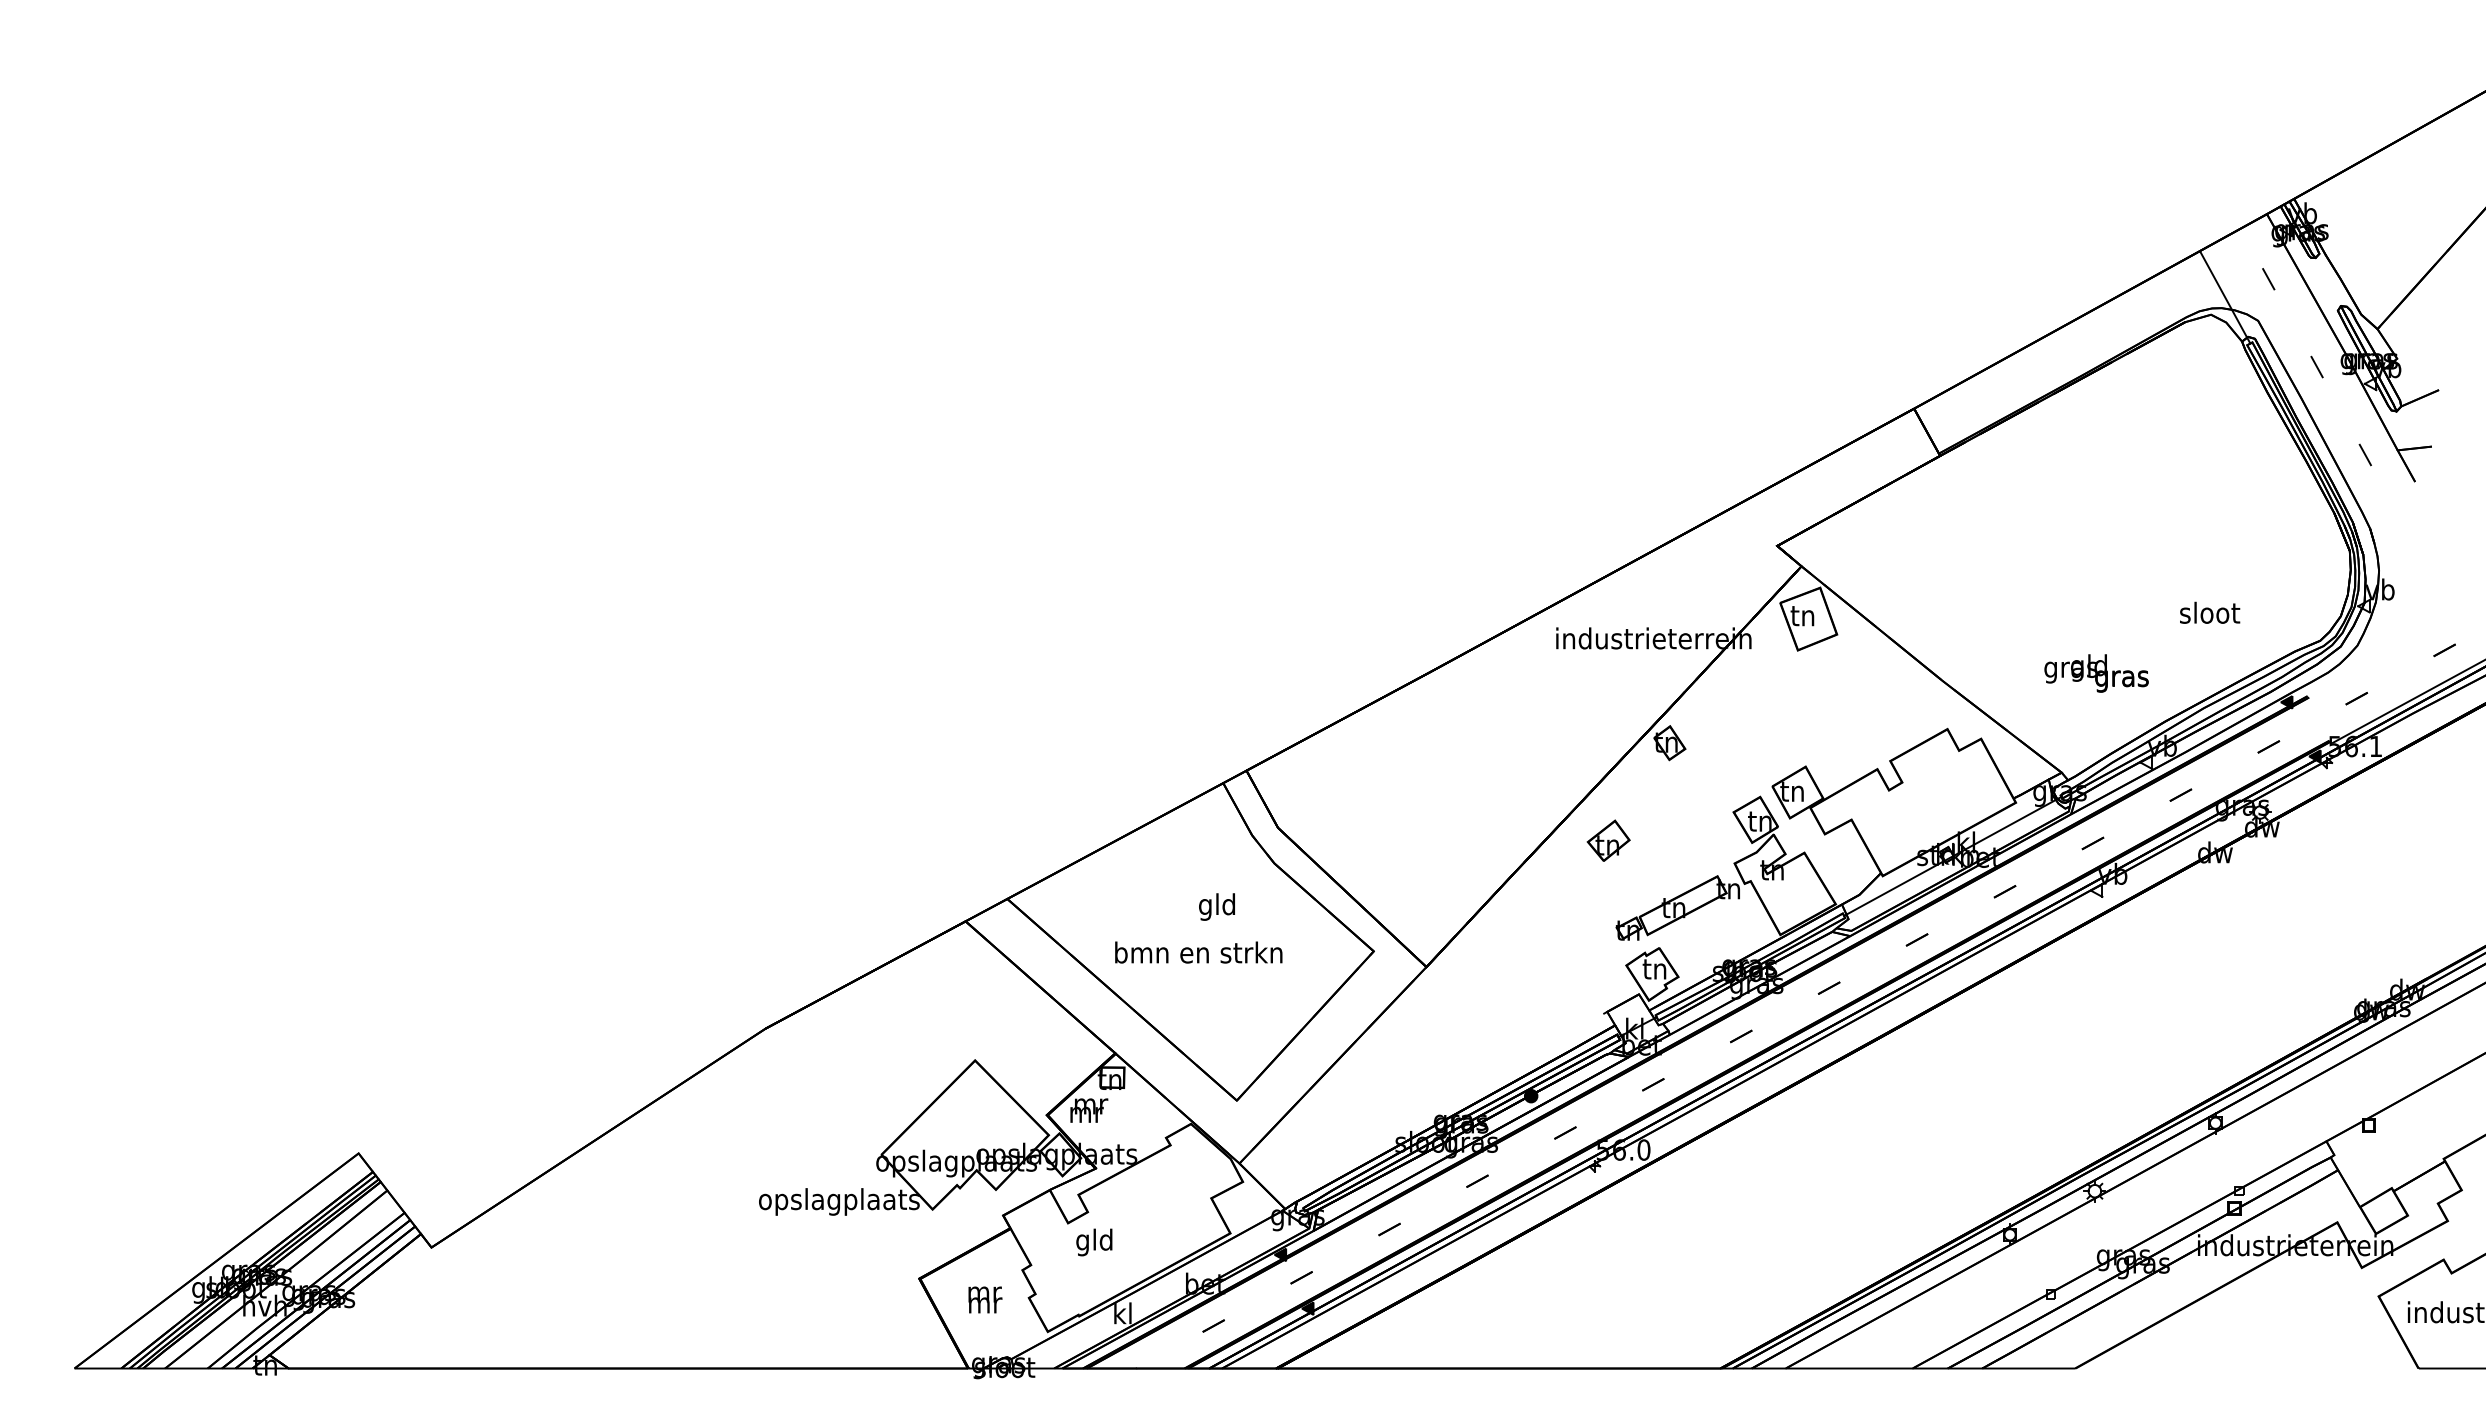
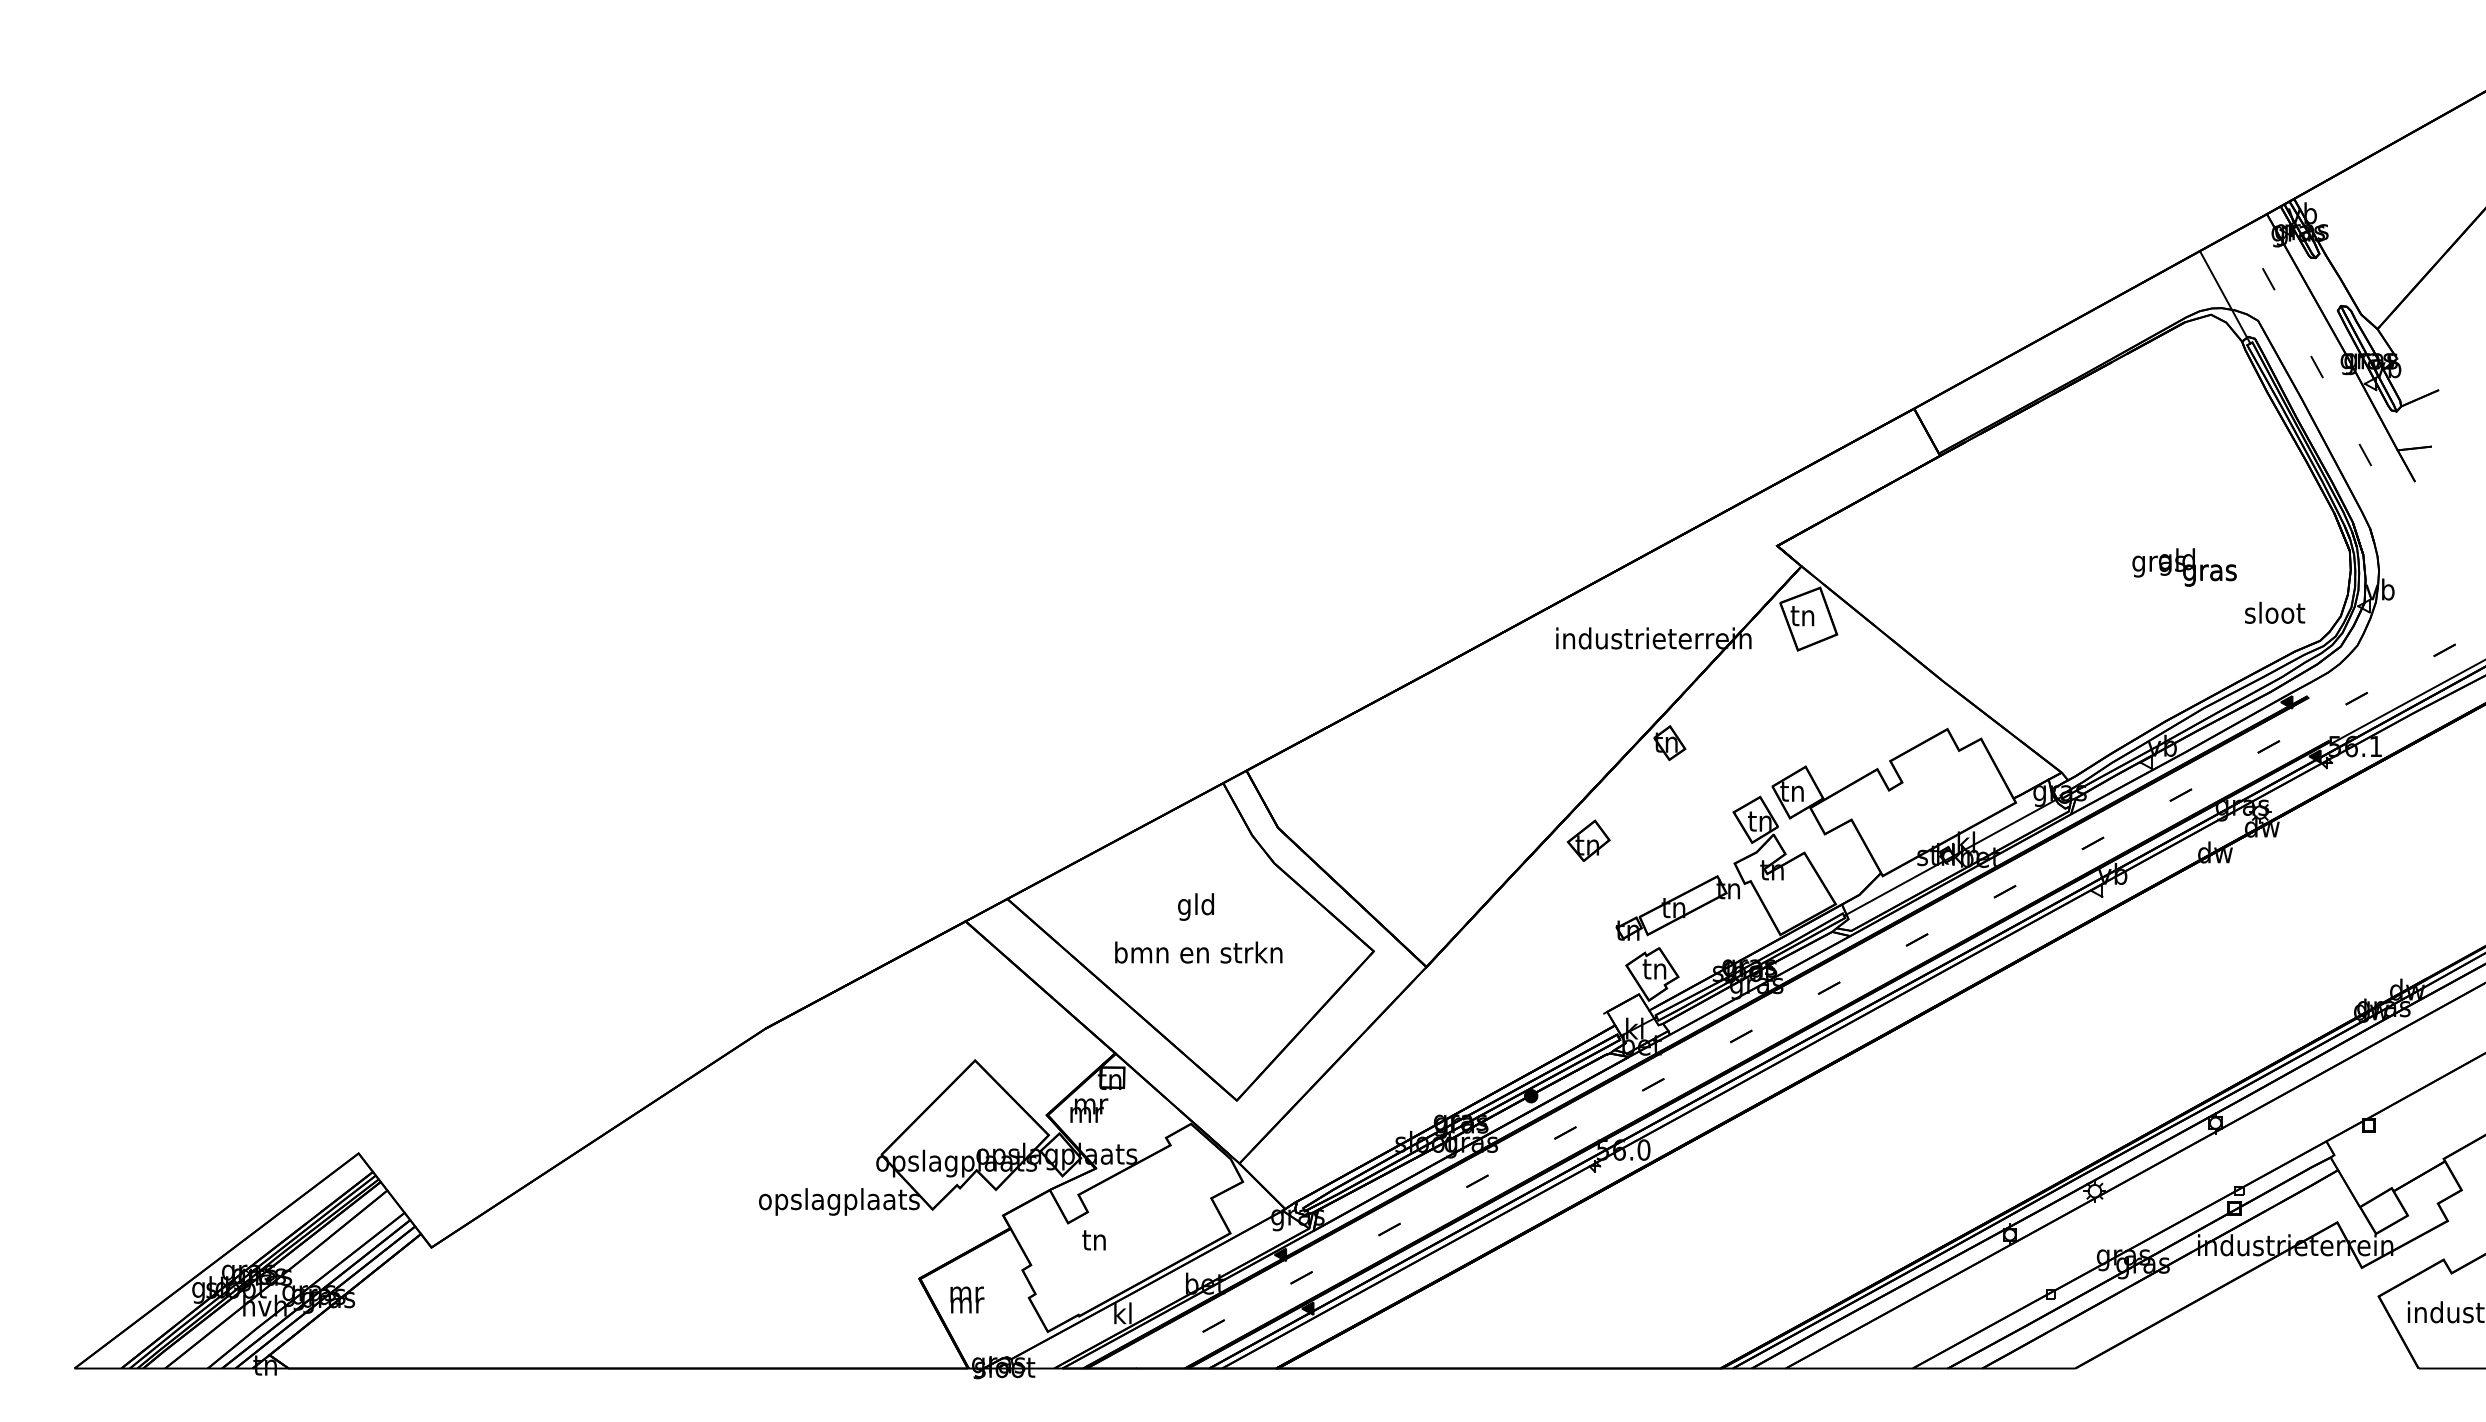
text position: (2210, 612) -> (2275, 612) (2275, 612)
text position: (2096, 673) -> (2184, 567) (2184, 567)
part position: (1608, 840) -> (1588, 840) (1588, 840)
text position: (1216, 906) -> (1195, 906) (1195, 906)
text: gld -> tn (1094, 1242)
text position: (985, 1299) -> (967, 1299) (967, 1299)
